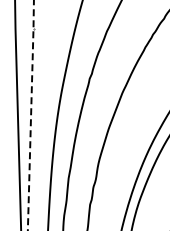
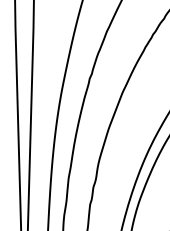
line: dashed -> solid (31, 114)
